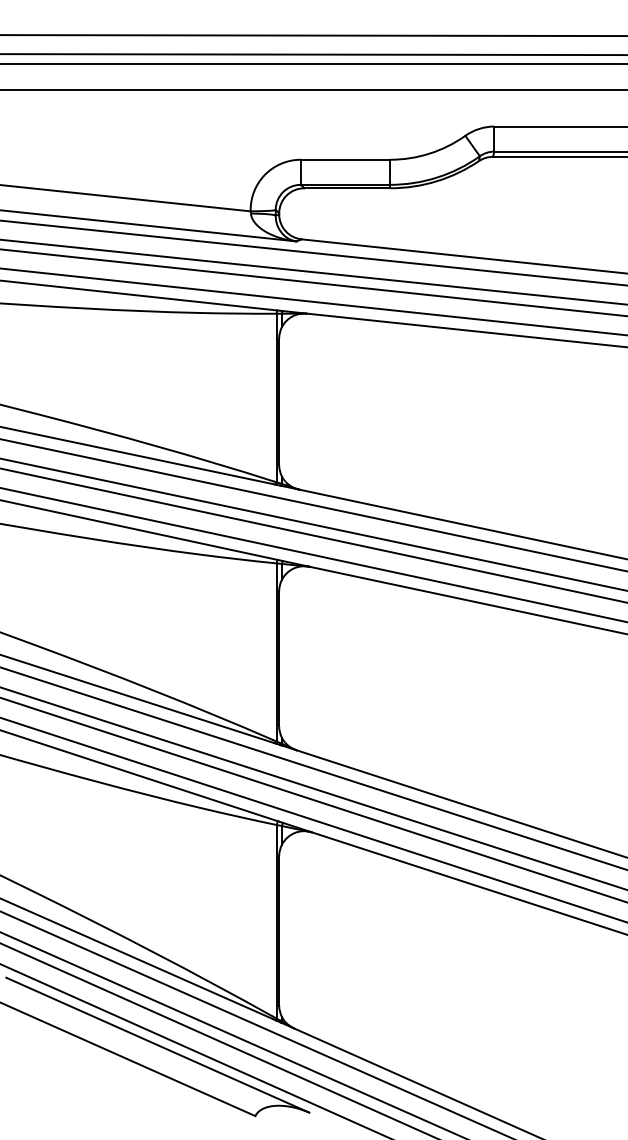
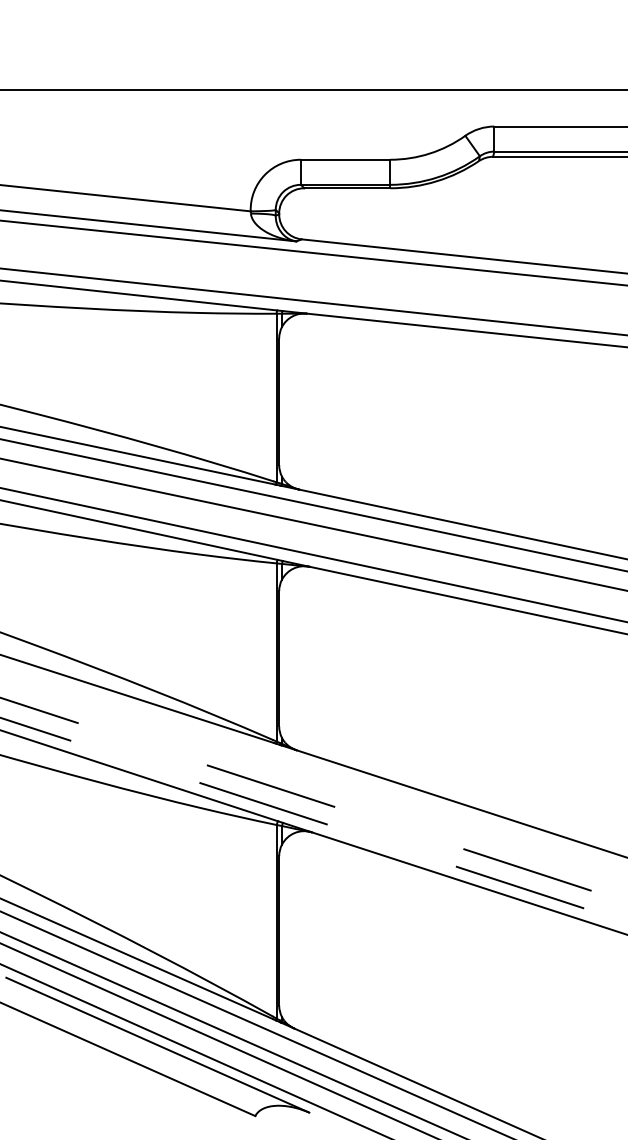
line: present -> none (313, 35)
line: present -> none (313, 54)
line: present -> none (313, 64)
line: present -> none (313, 271)
line: present -> none (313, 282)
line: present -> none (313, 535)
line: present -> none (313, 768)
line: present -> none (313, 788)
line: solid -> dashed (314, 800)
line: solid -> dashed (314, 820)
